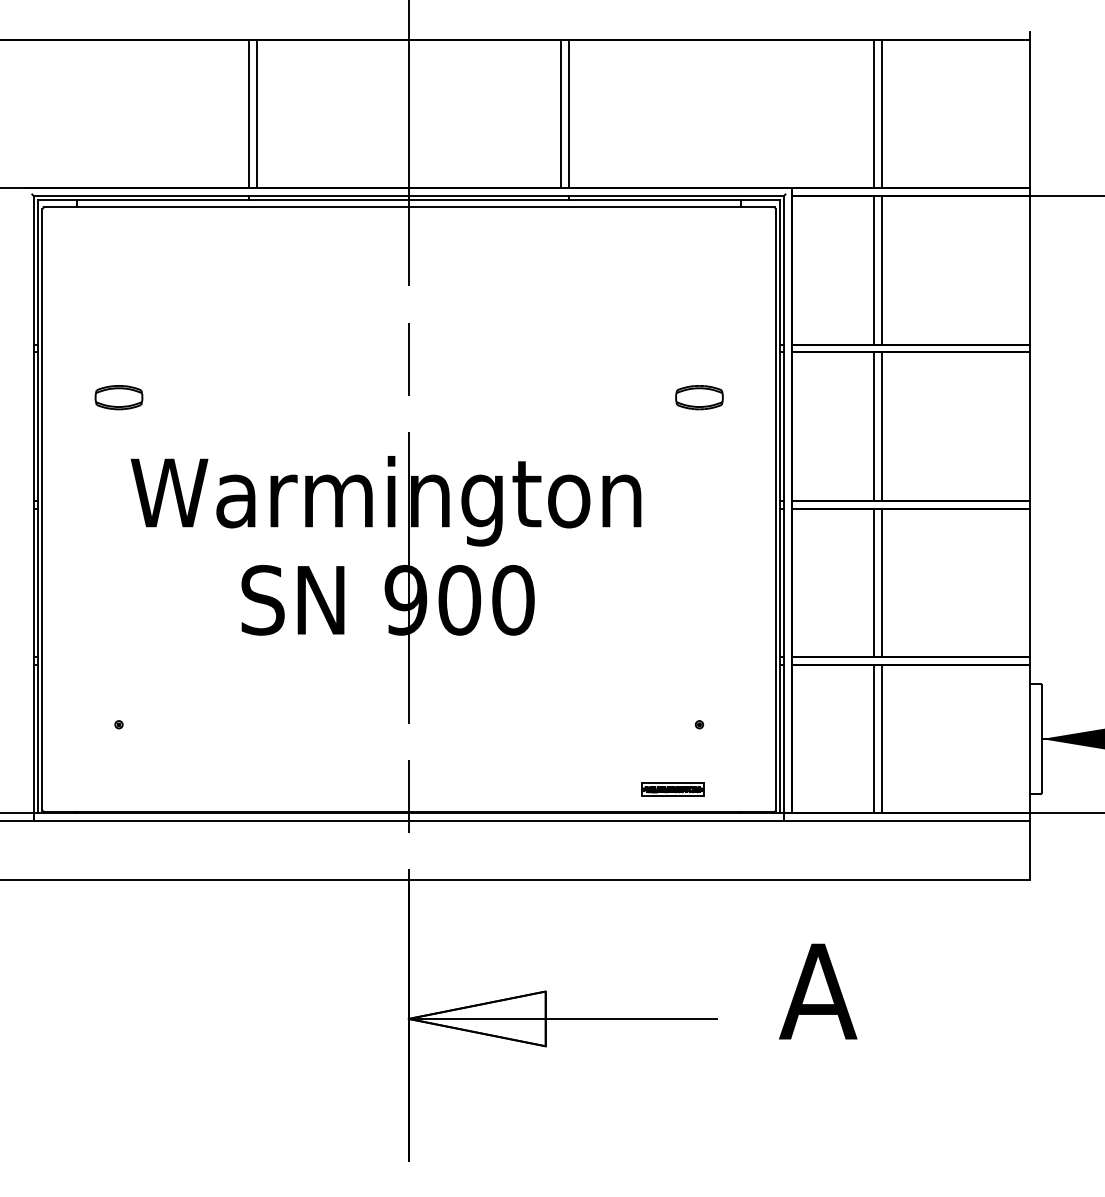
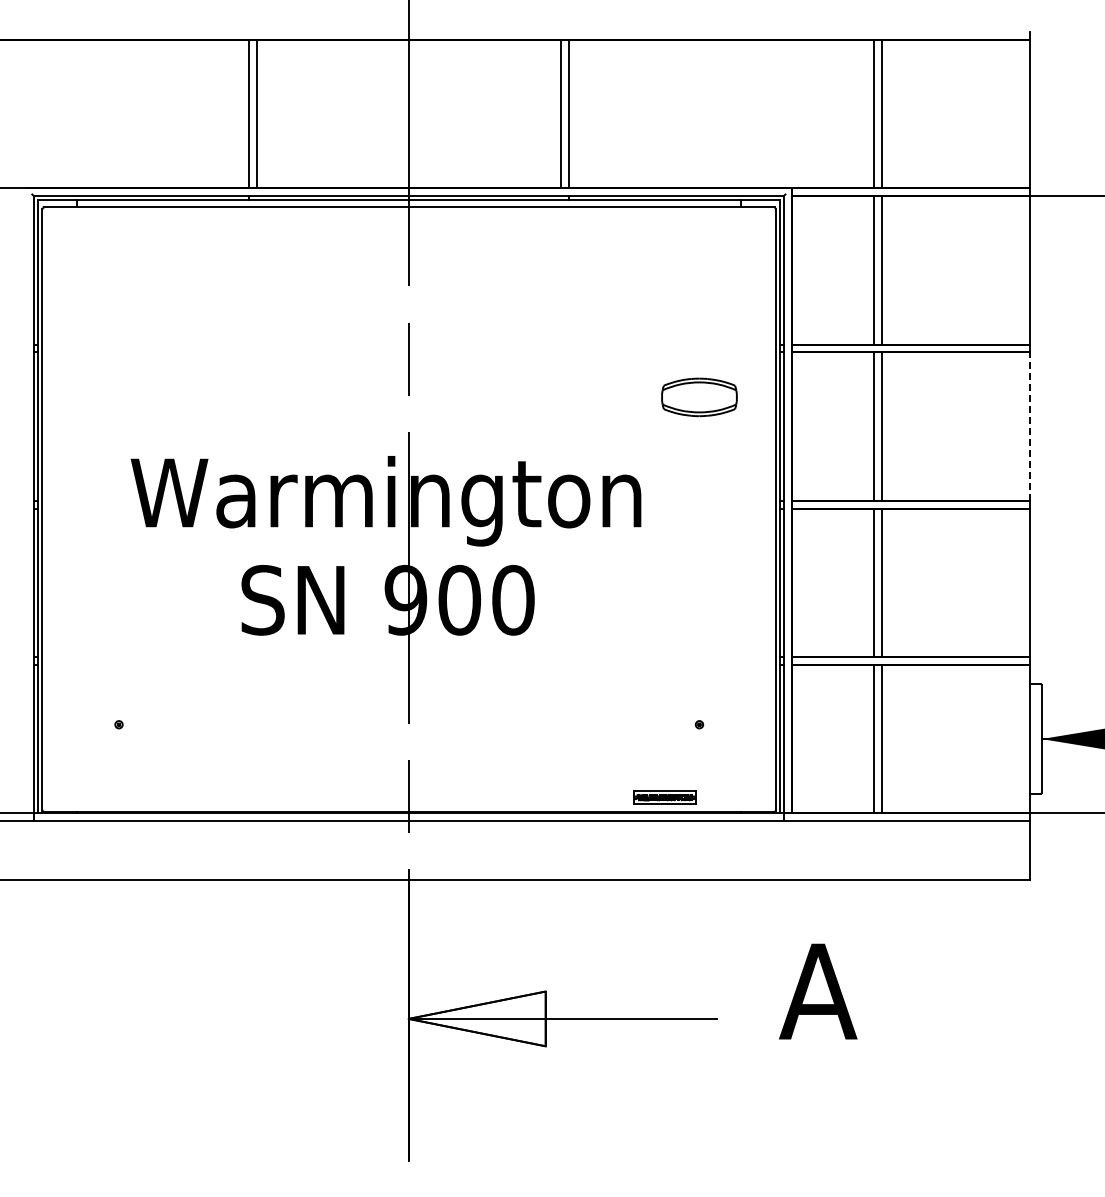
part: present -> none (118, 397)
part size: 49x26 px -> 77x41 px (699, 397)
line: solid -> dashed (1029, 426)
part position: (672, 789) -> (664, 797) (664, 797)
